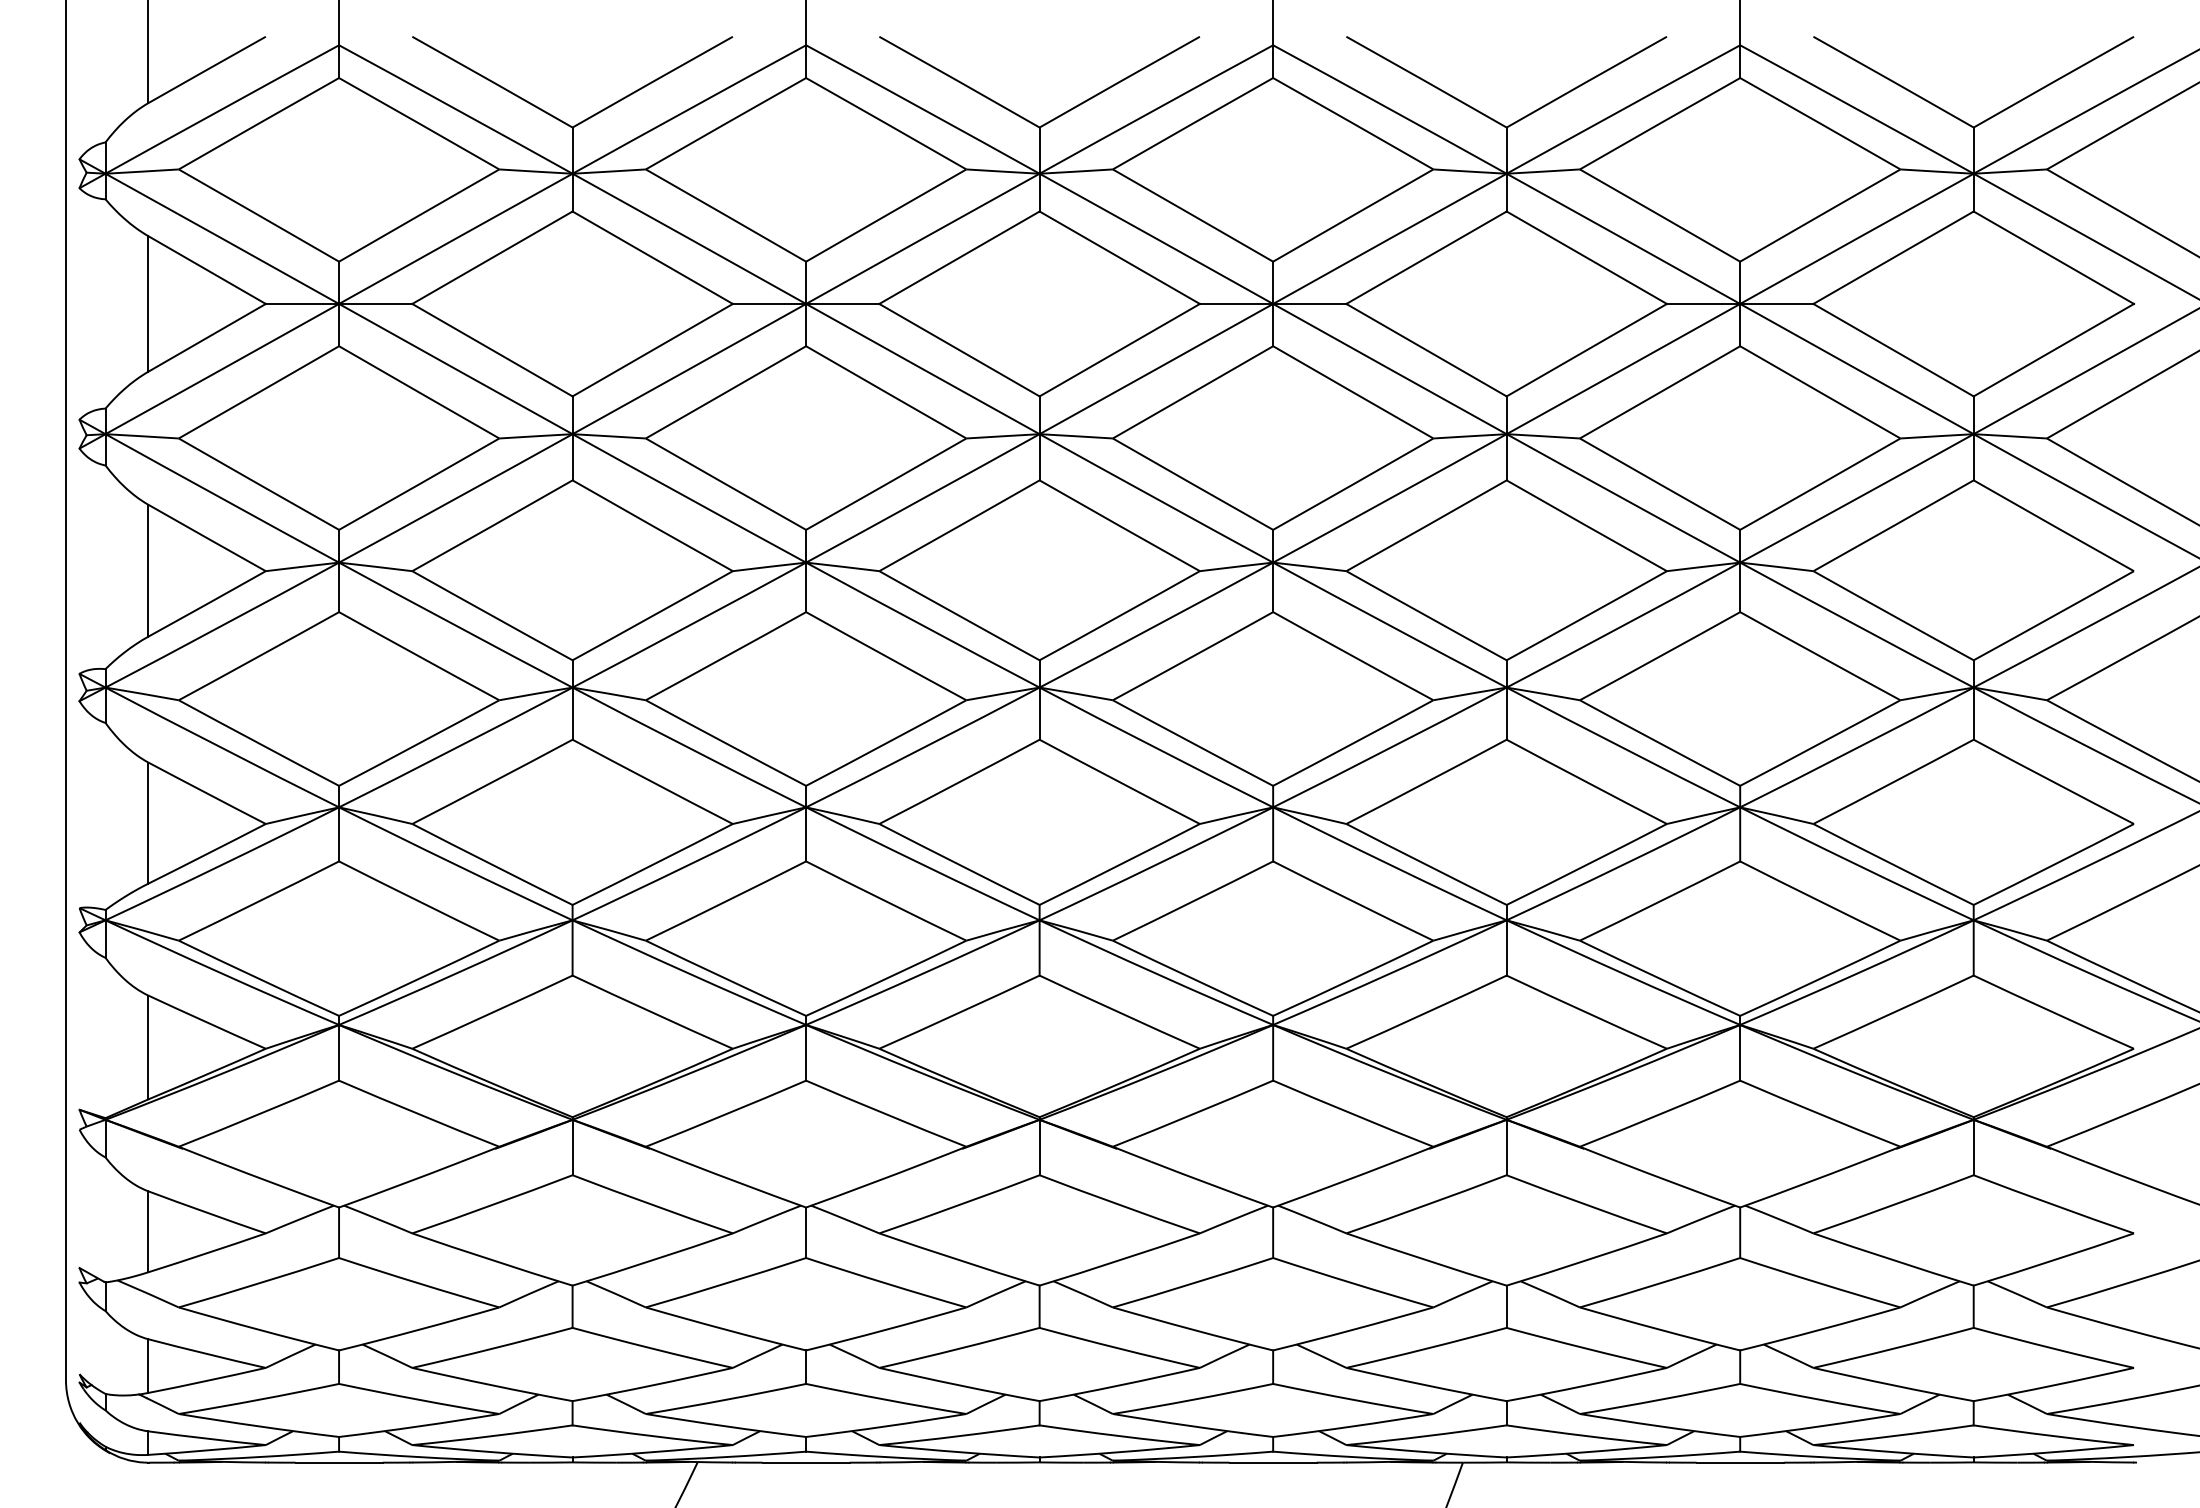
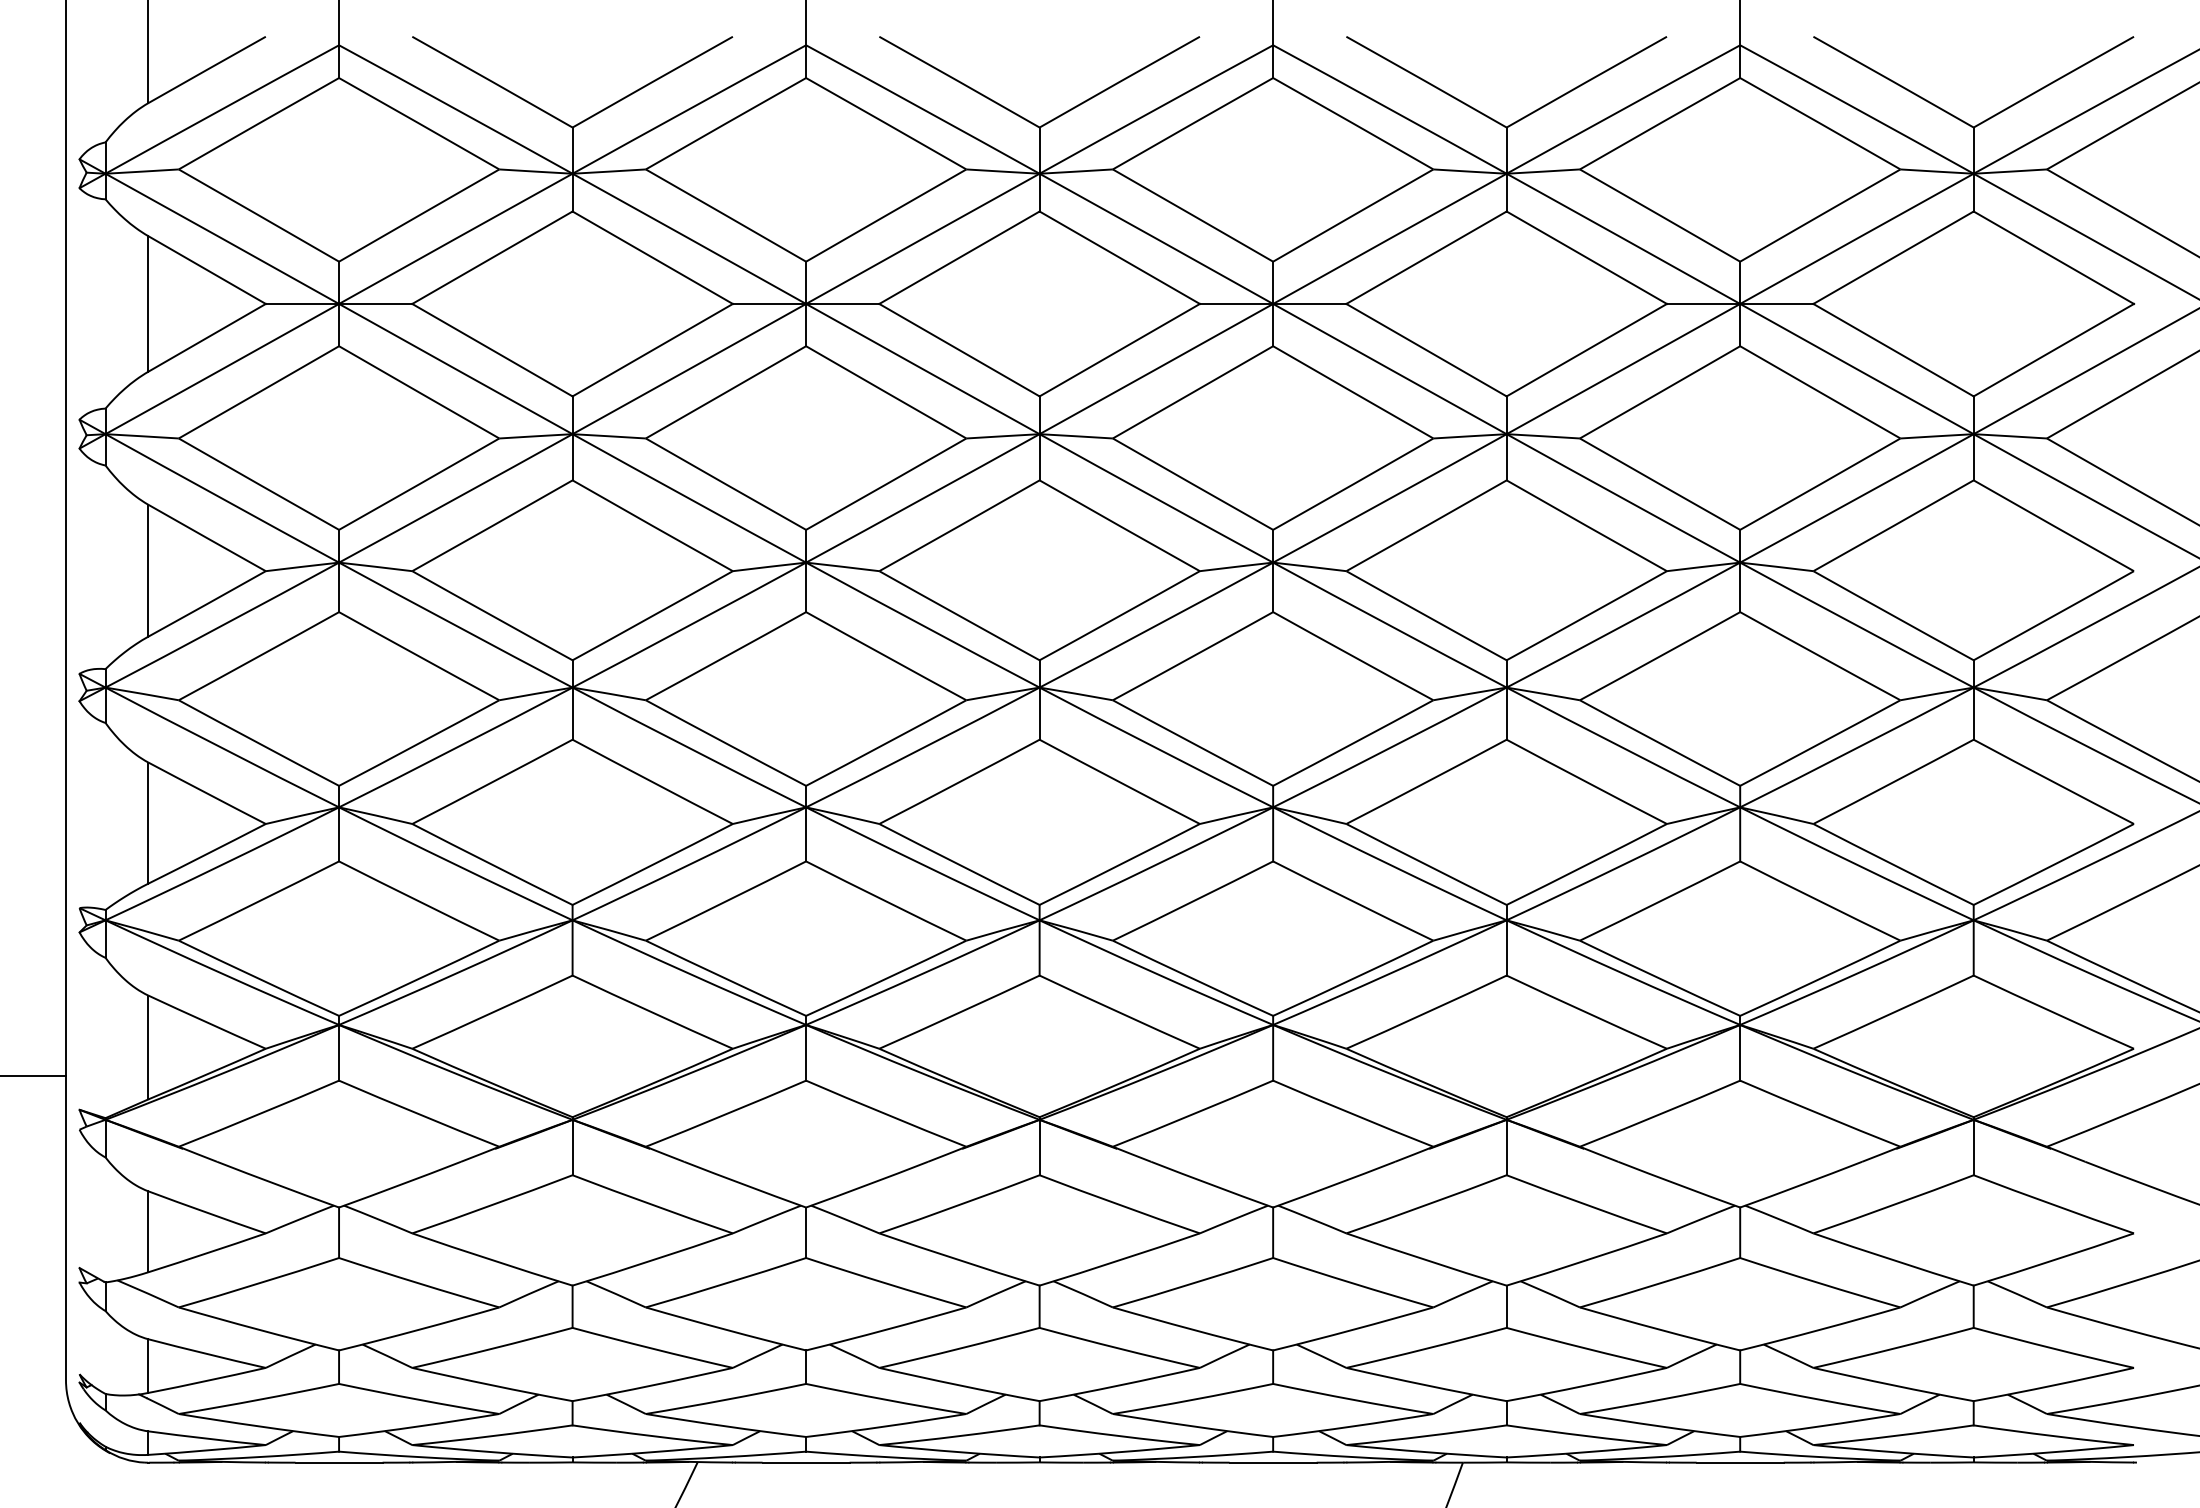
line: none -> present (34, 1075)
